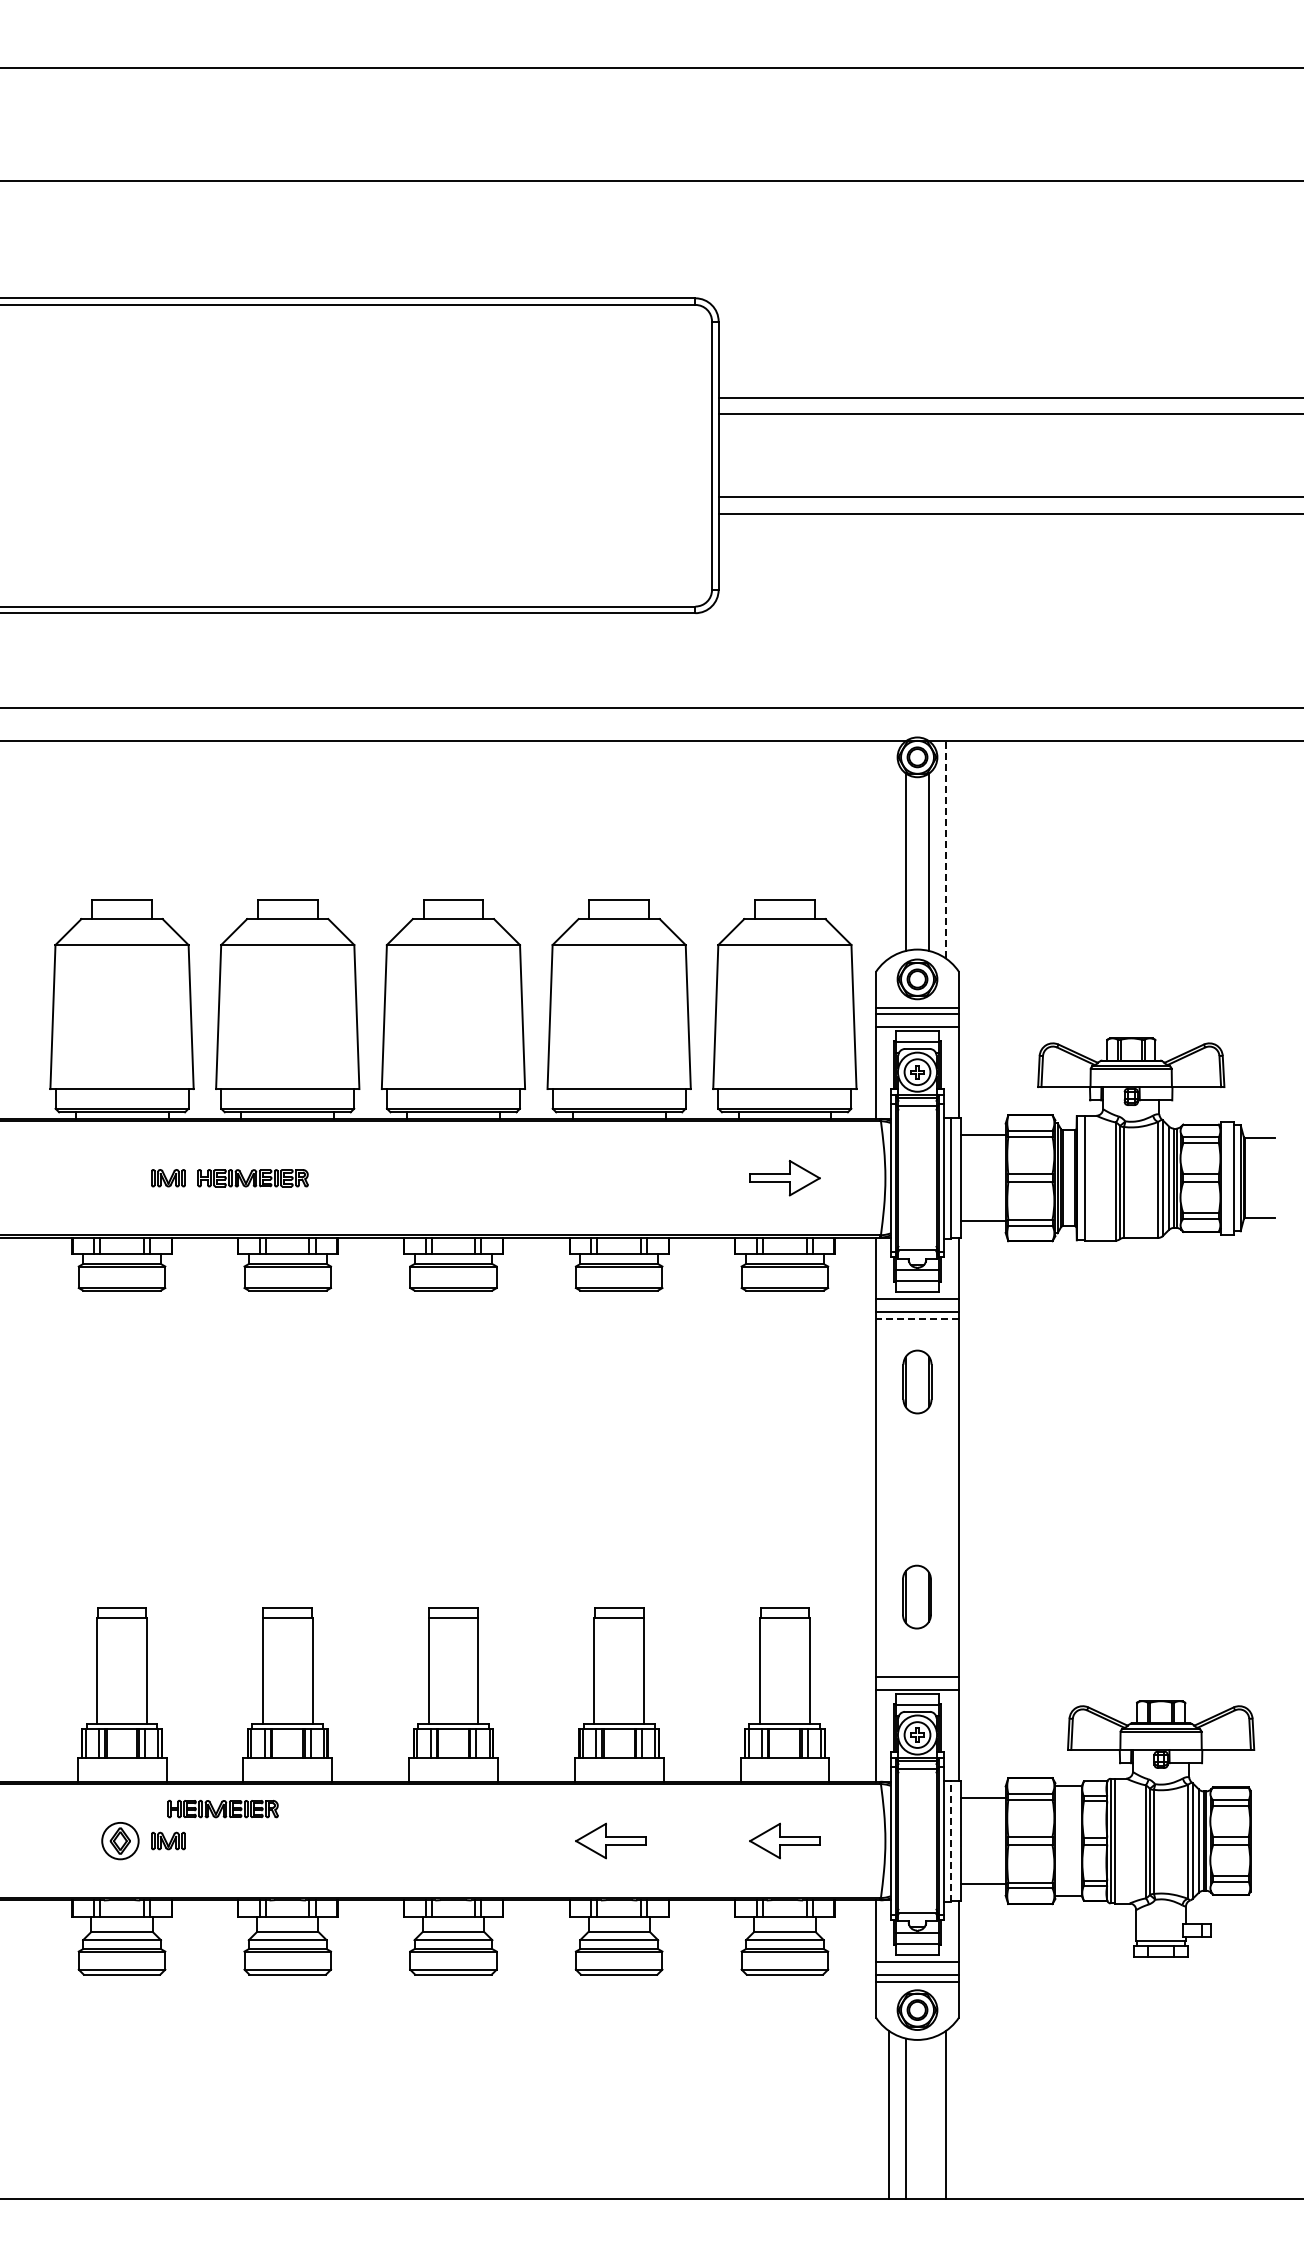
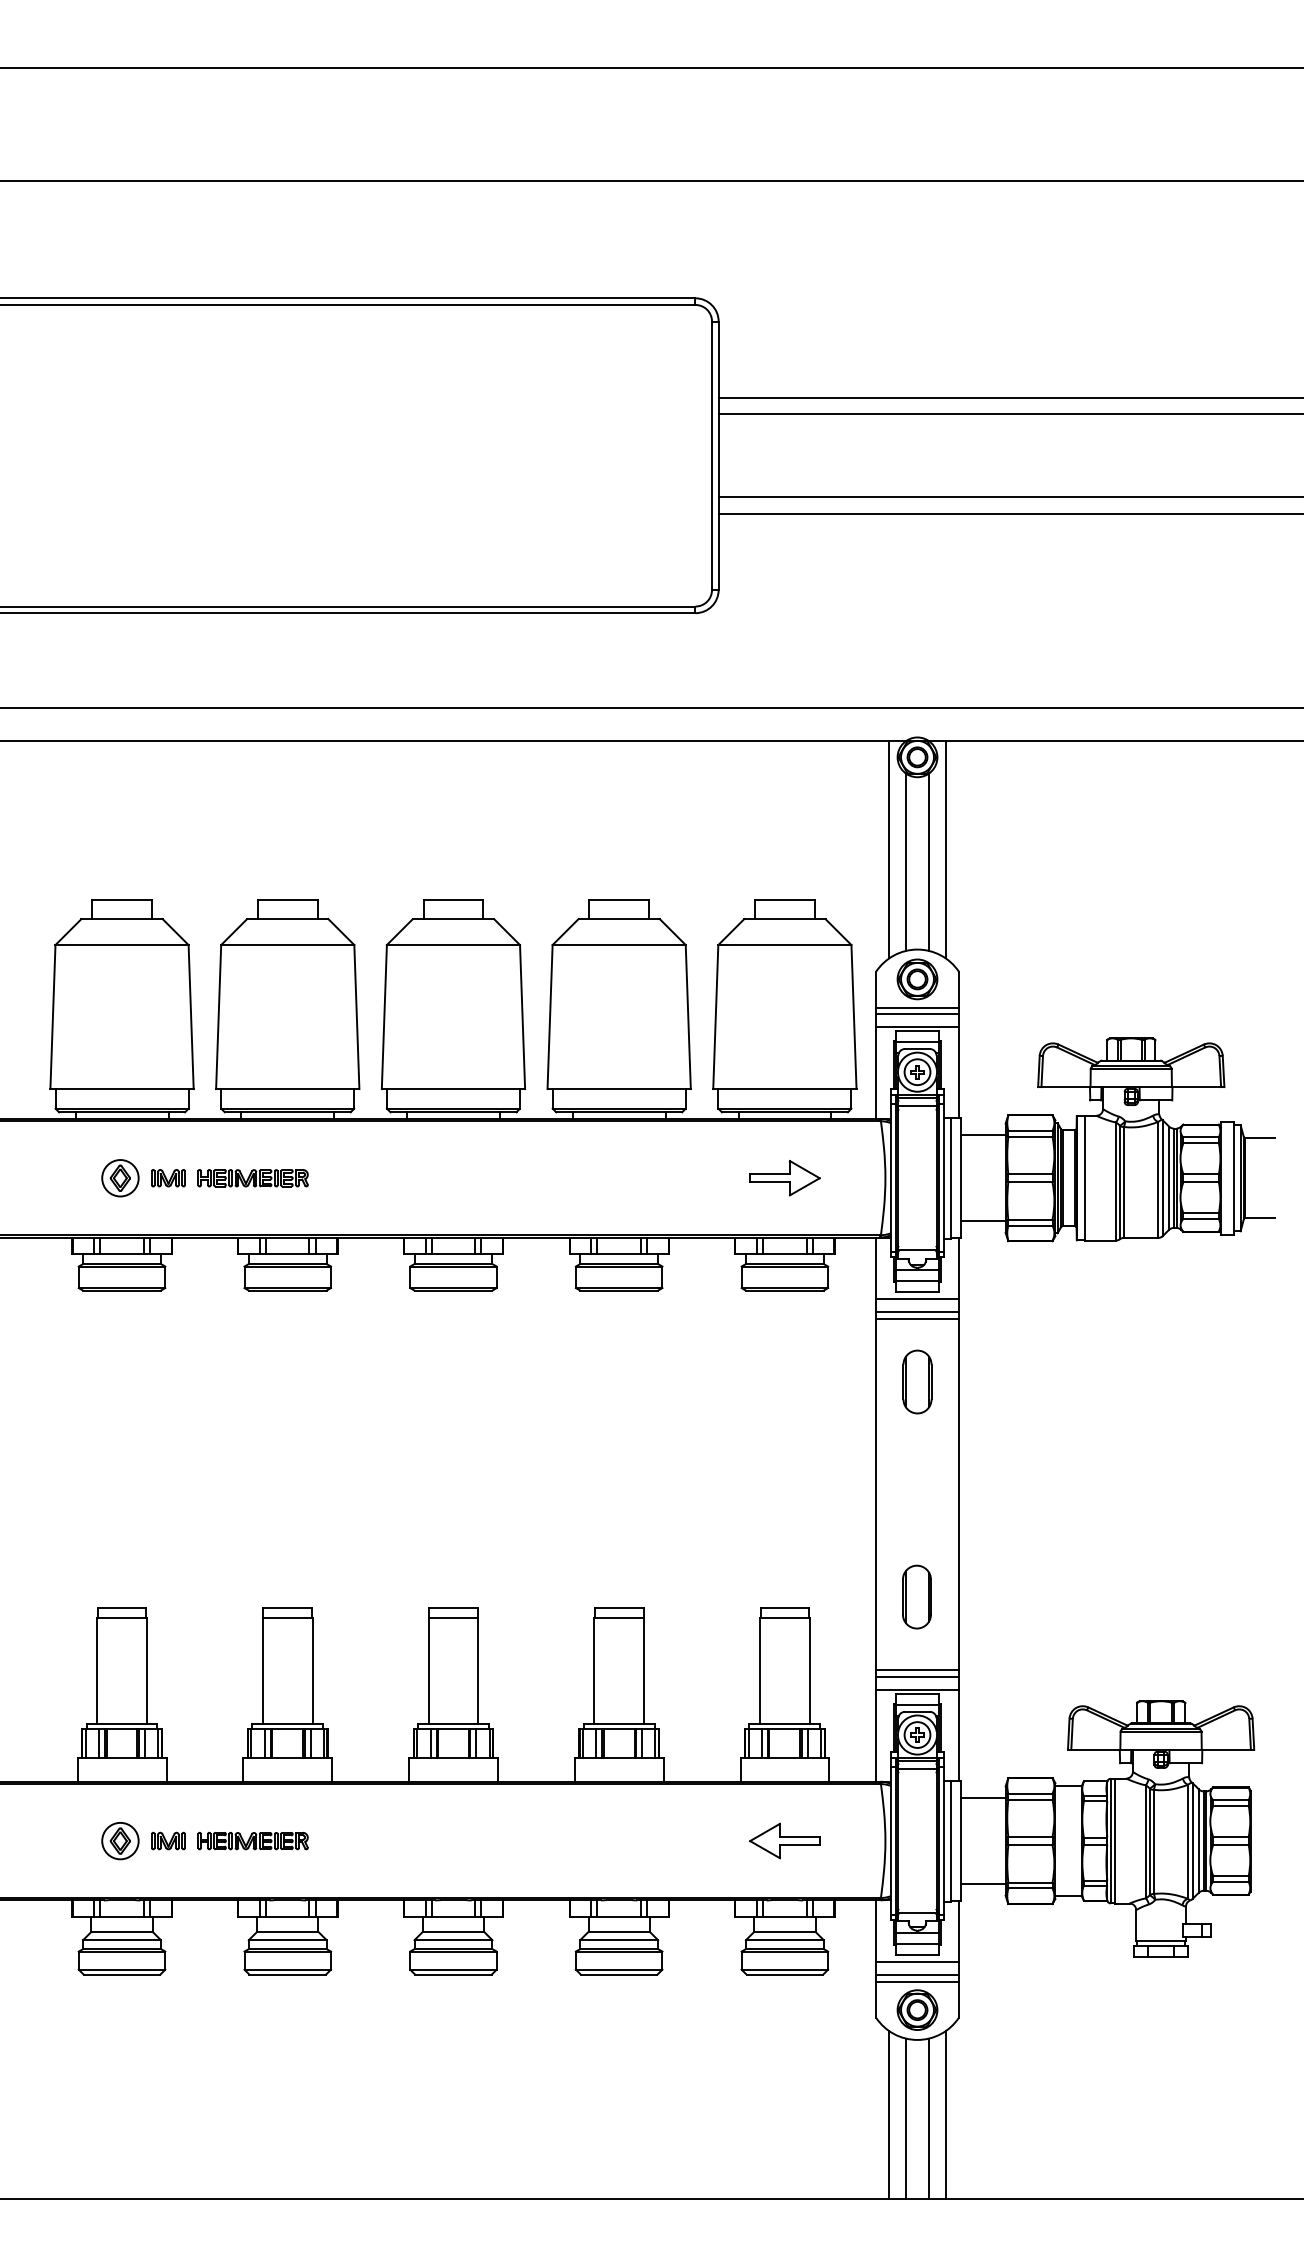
line: none -> present (889, 849)
line: dashed -> solid (945, 849)
part: none -> present (120, 1178)
line: dashed -> solid (917, 1319)
line: none -> present (917, 1670)
part position: (222, 1808) -> (252, 1840) (252, 1840)
part: present -> none (610, 1840)
line: dashed -> solid (950, 1840)
line: none -> present (929, 2118)
